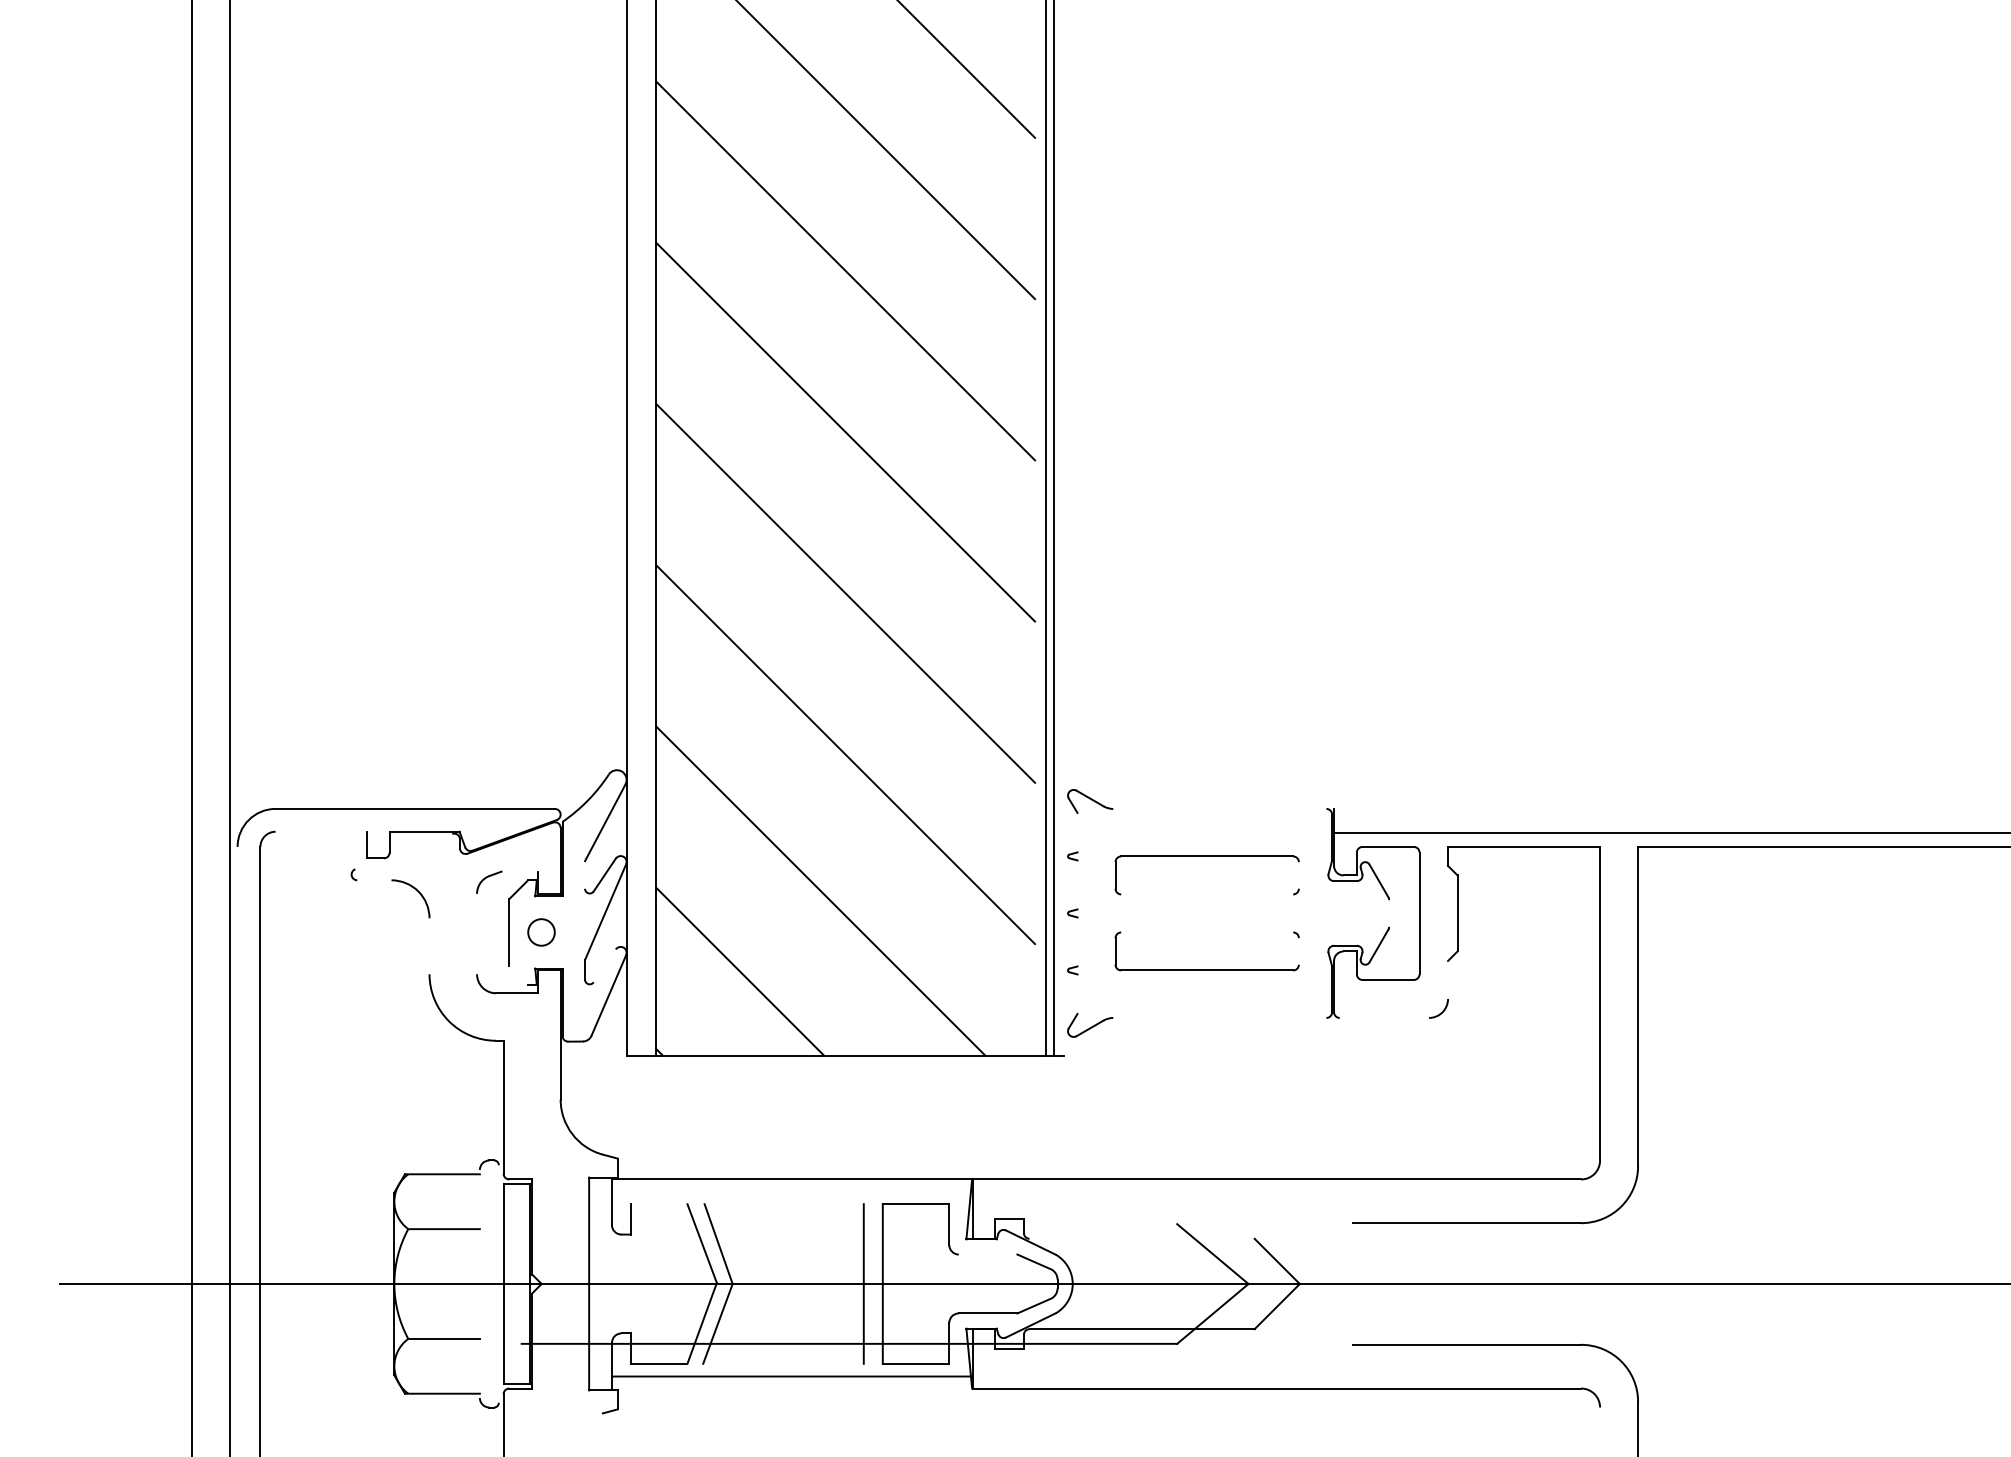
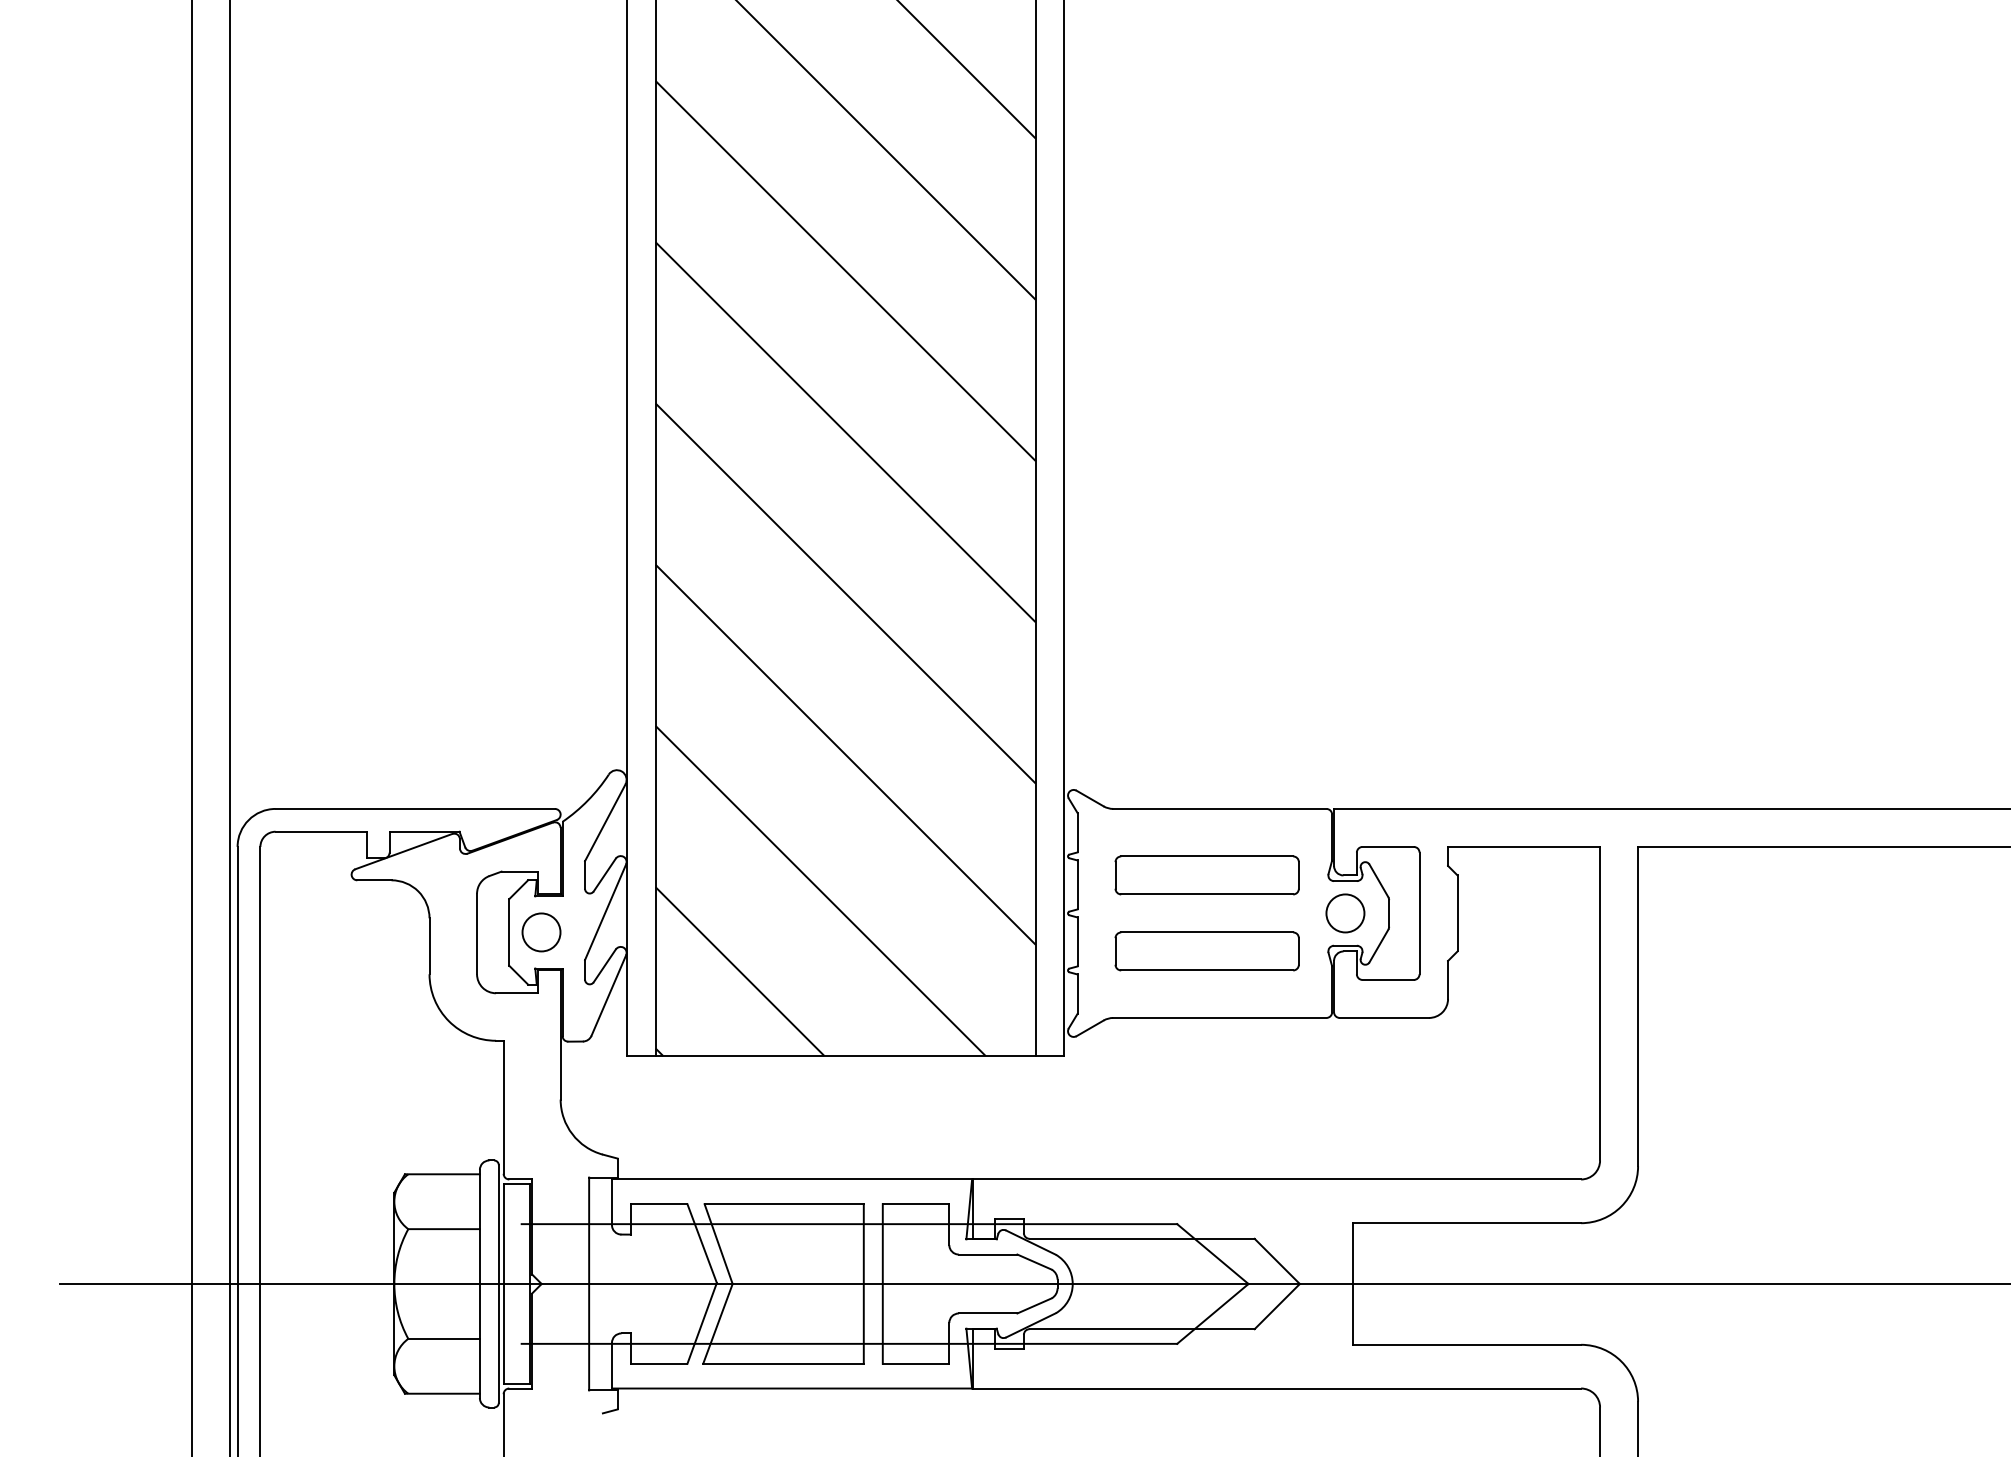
line position: (1046, 528) -> (1064, 528) (1064, 528)
line position: (1053, 528) -> (1035, 528) (1035, 528)
line: none -> present (1219, 808)
line: none -> present (320, 831)
line: none -> present (1077, 832)
line position: (1670, 832) -> (1670, 808) (1670, 808)
line: none -> present (403, 851)
line: none -> present (519, 871)
line: none -> present (585, 874)
line: none -> present (1298, 875)
line: none -> present (374, 880)
line: none -> present (1077, 884)
line: none -> present (1207, 894)
circle: none -> present (1345, 913)
line: none -> present (1389, 913)
circle size: 29x29 px -> 41x41 px (541, 932)
line: none -> present (1207, 932)
line: none -> present (477, 933)
line: none -> present (1077, 941)
line: none -> present (429, 946)
line: none -> present (1298, 951)
line: none -> present (604, 965)
line: none -> present (518, 974)
line: none -> present (1448, 979)
line: none -> present (1077, 993)
line: none -> present (1219, 1017)
line: none -> present (1384, 1017)
line: none -> present (237, 1149)
line: none -> present (658, 1204)
line: none -> present (783, 1204)
line: none -> present (849, 1224)
line: none -> present (1141, 1238)
line: none -> present (987, 1254)
line: none -> present (479, 1283)
line: none -> present (498, 1283)
line: none -> present (1353, 1283)
line: none -> present (783, 1363)
line position: (791, 1376) -> (791, 1388) (791, 1388)
line: none -> present (1600, 1430)
